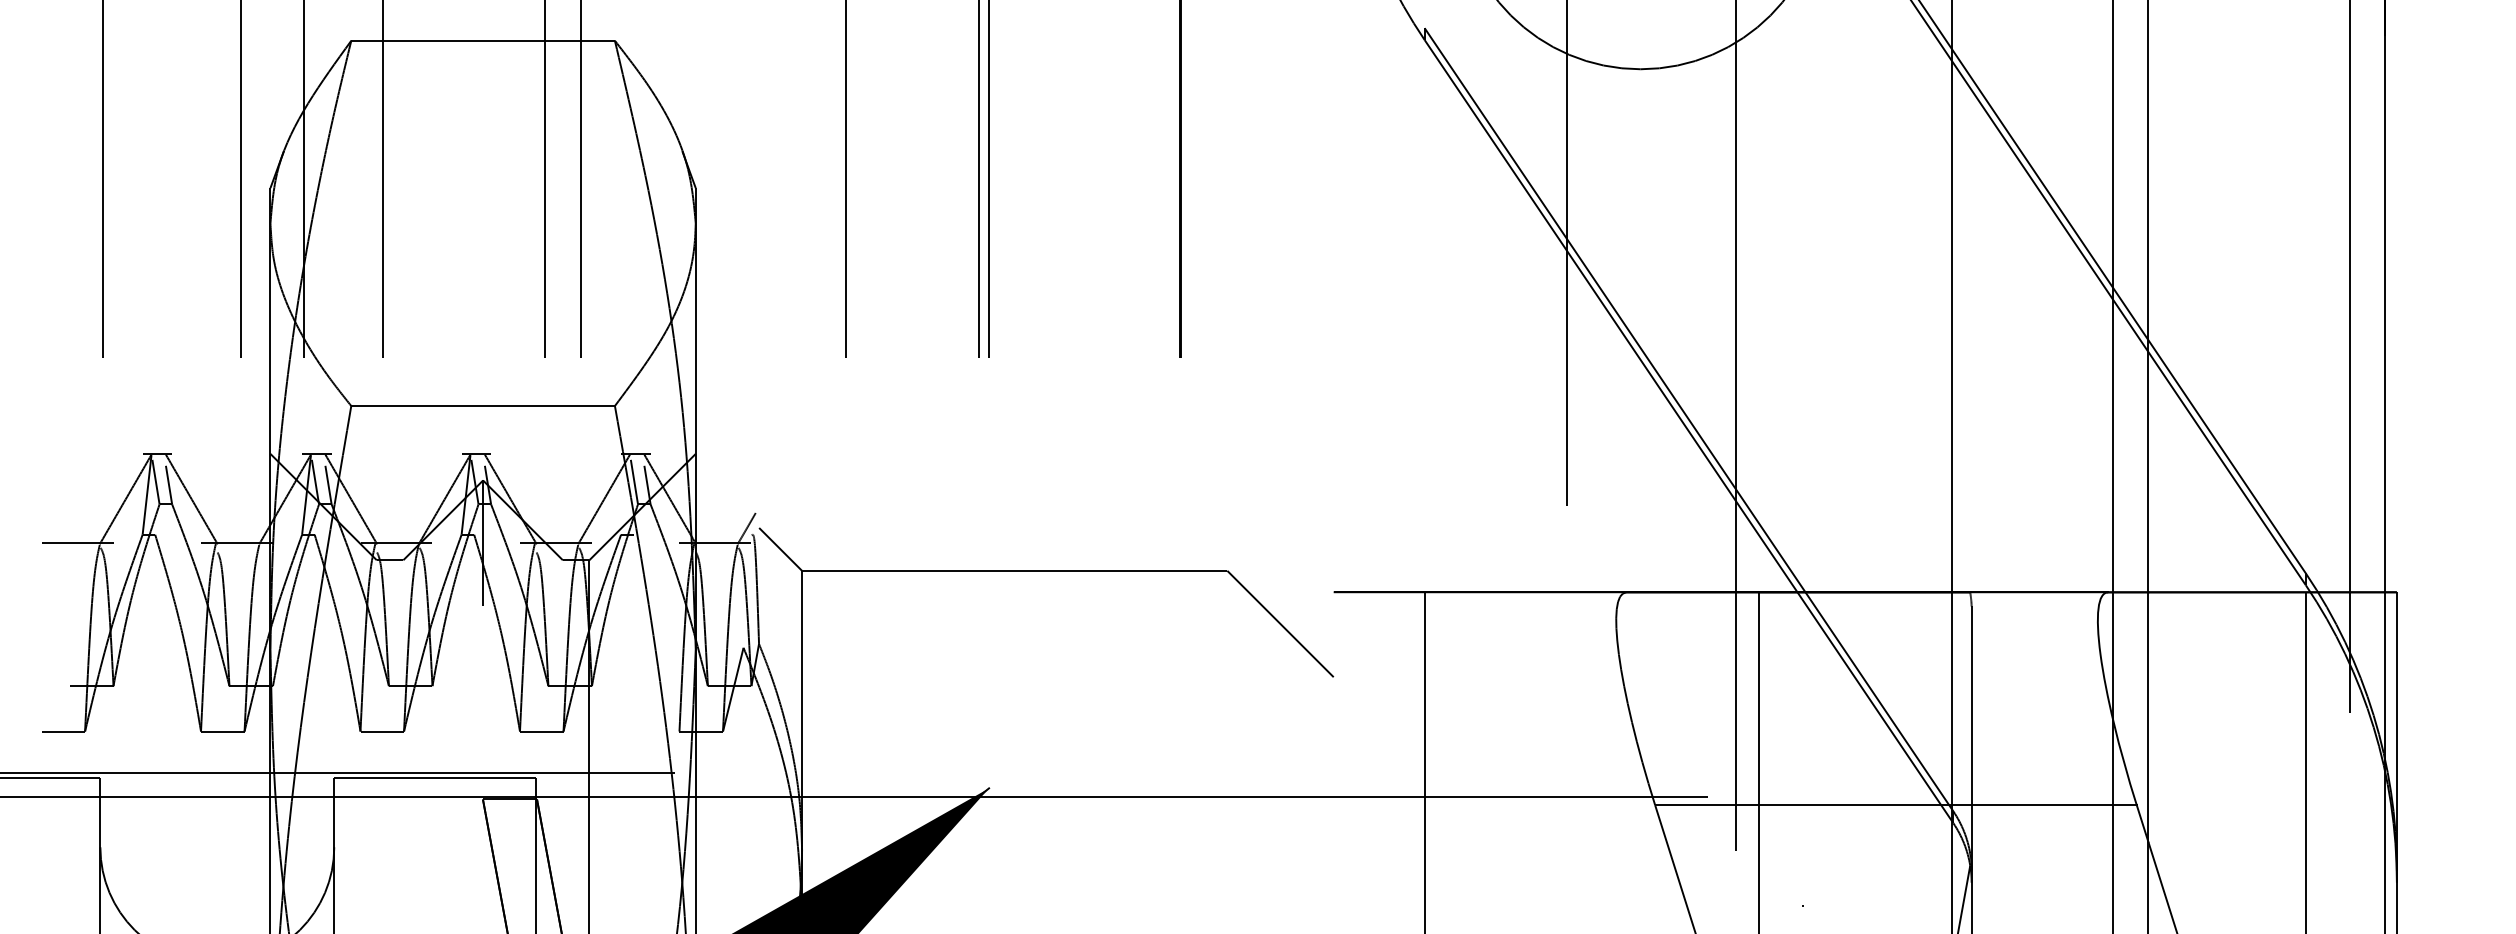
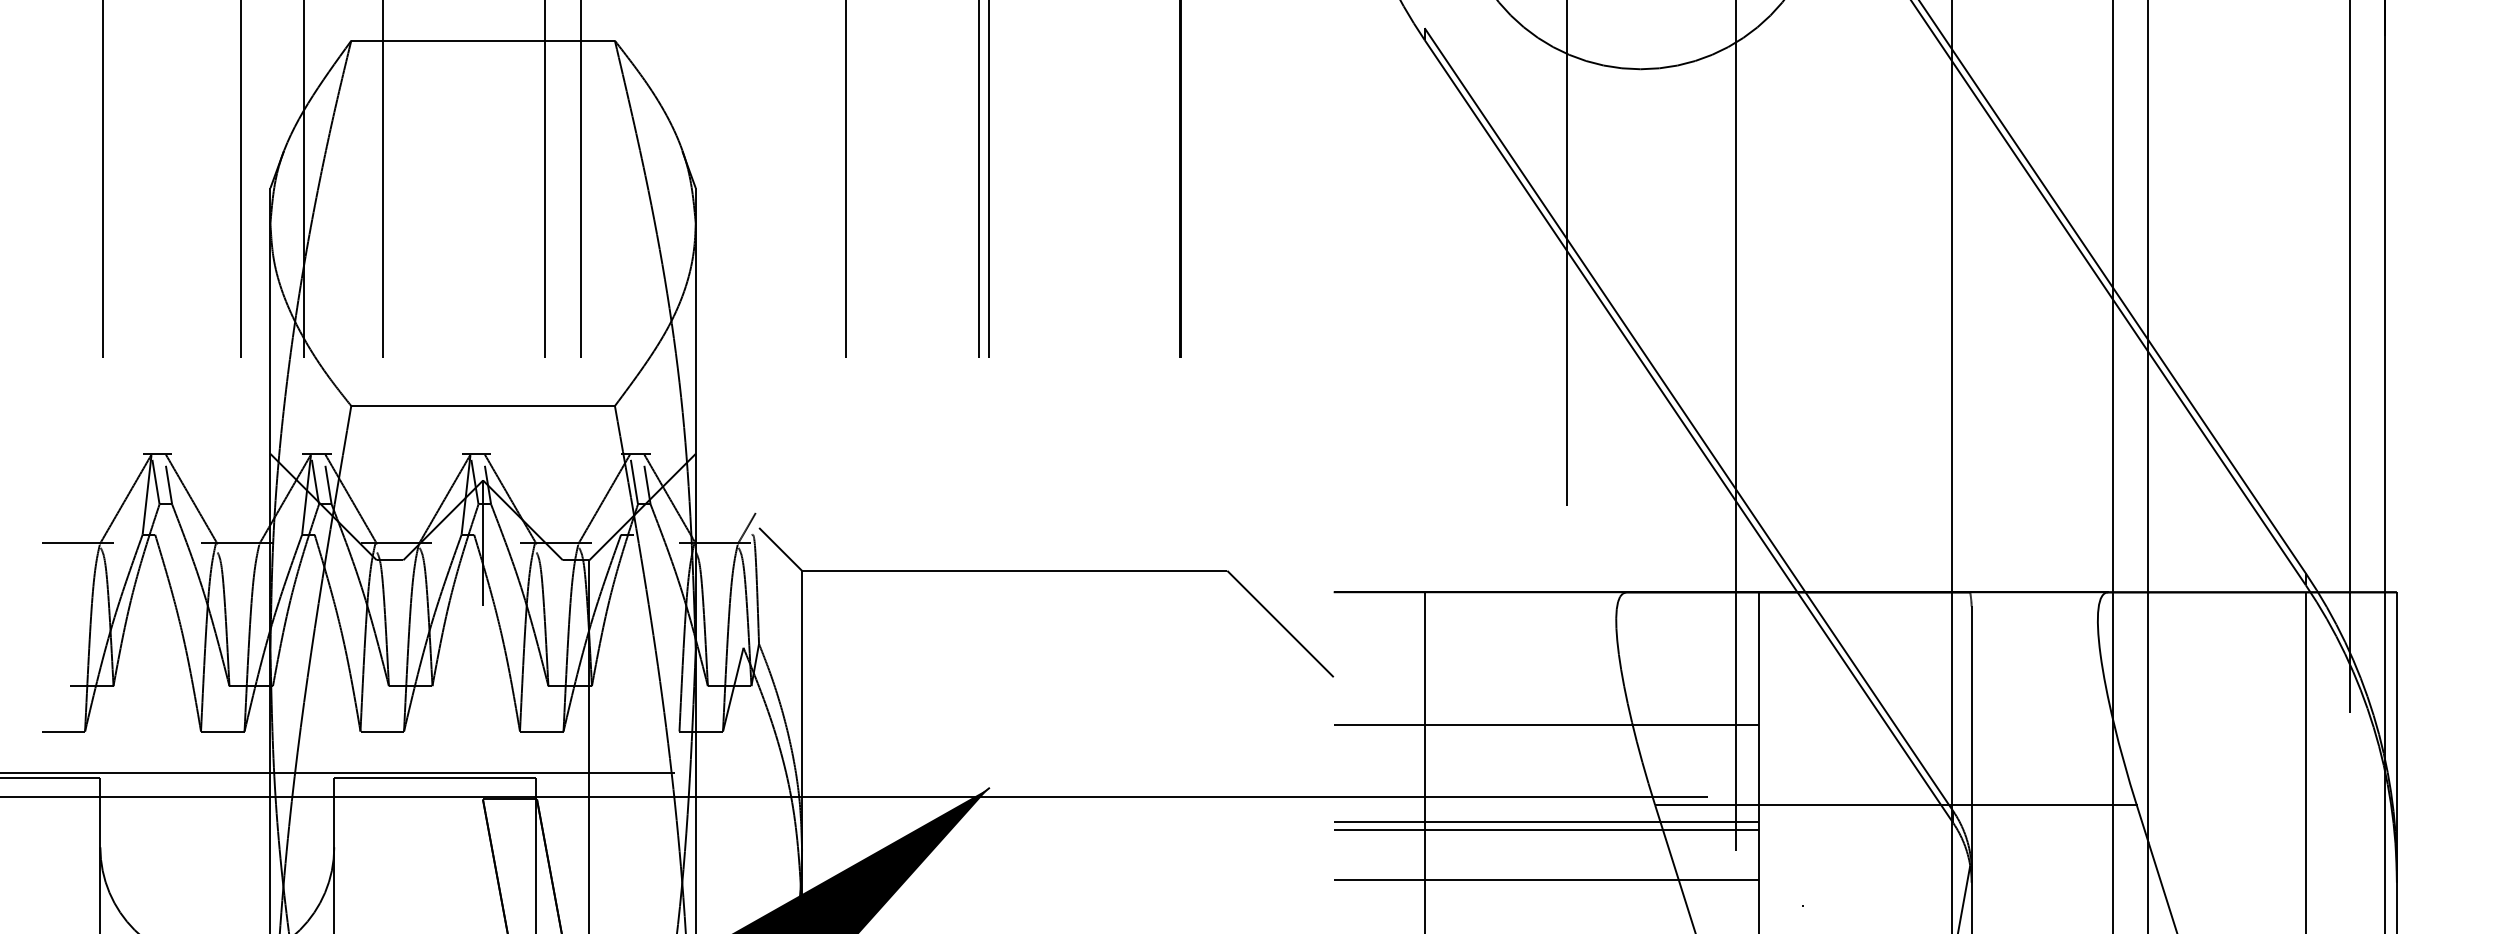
line: none -> present (1545, 725)
line: none -> present (1545, 822)
line: none -> present (1545, 829)
line: none -> present (1545, 879)
